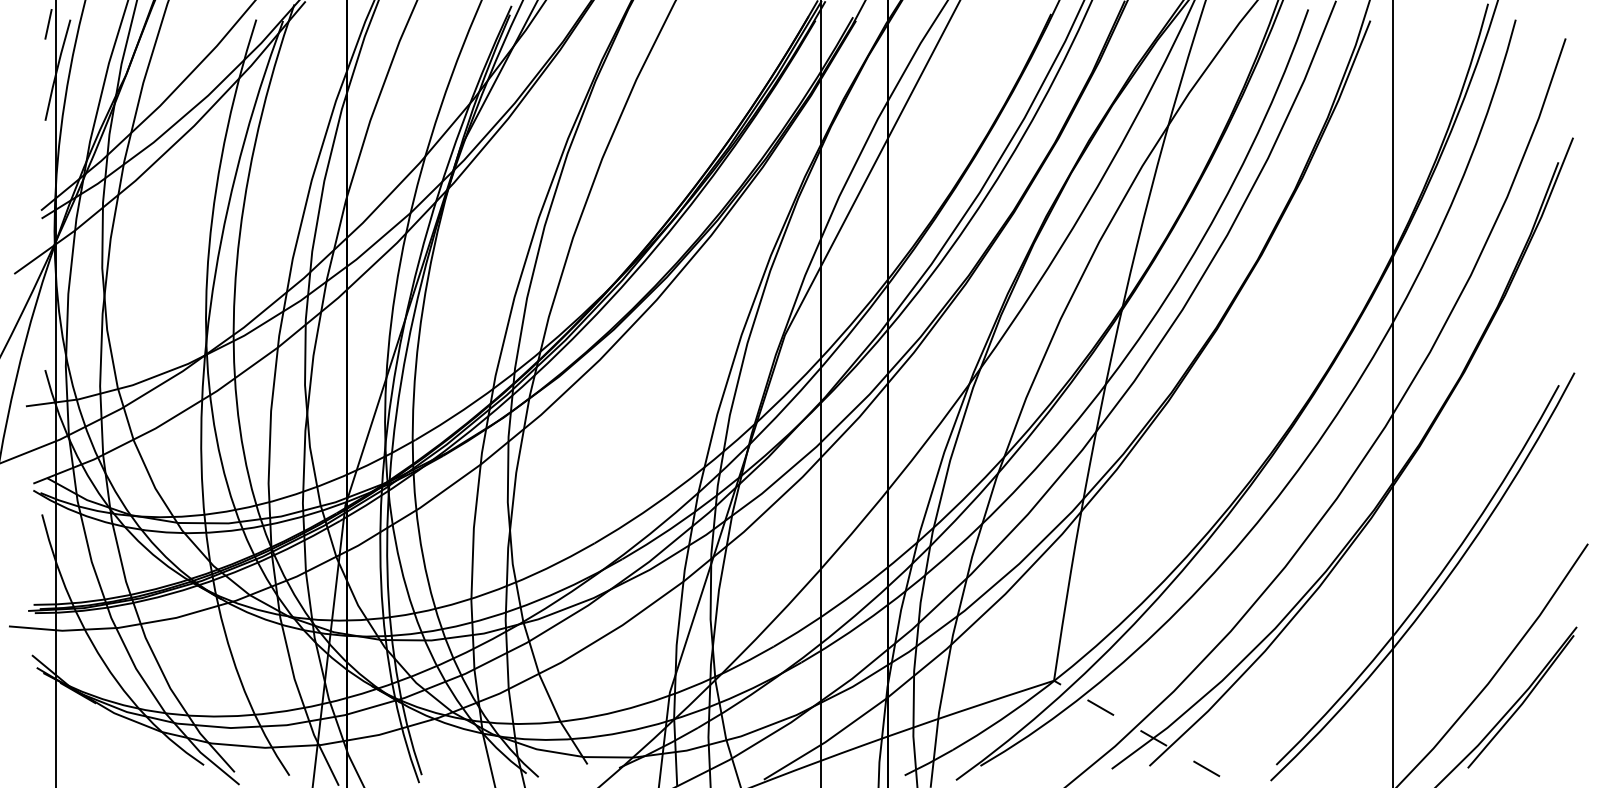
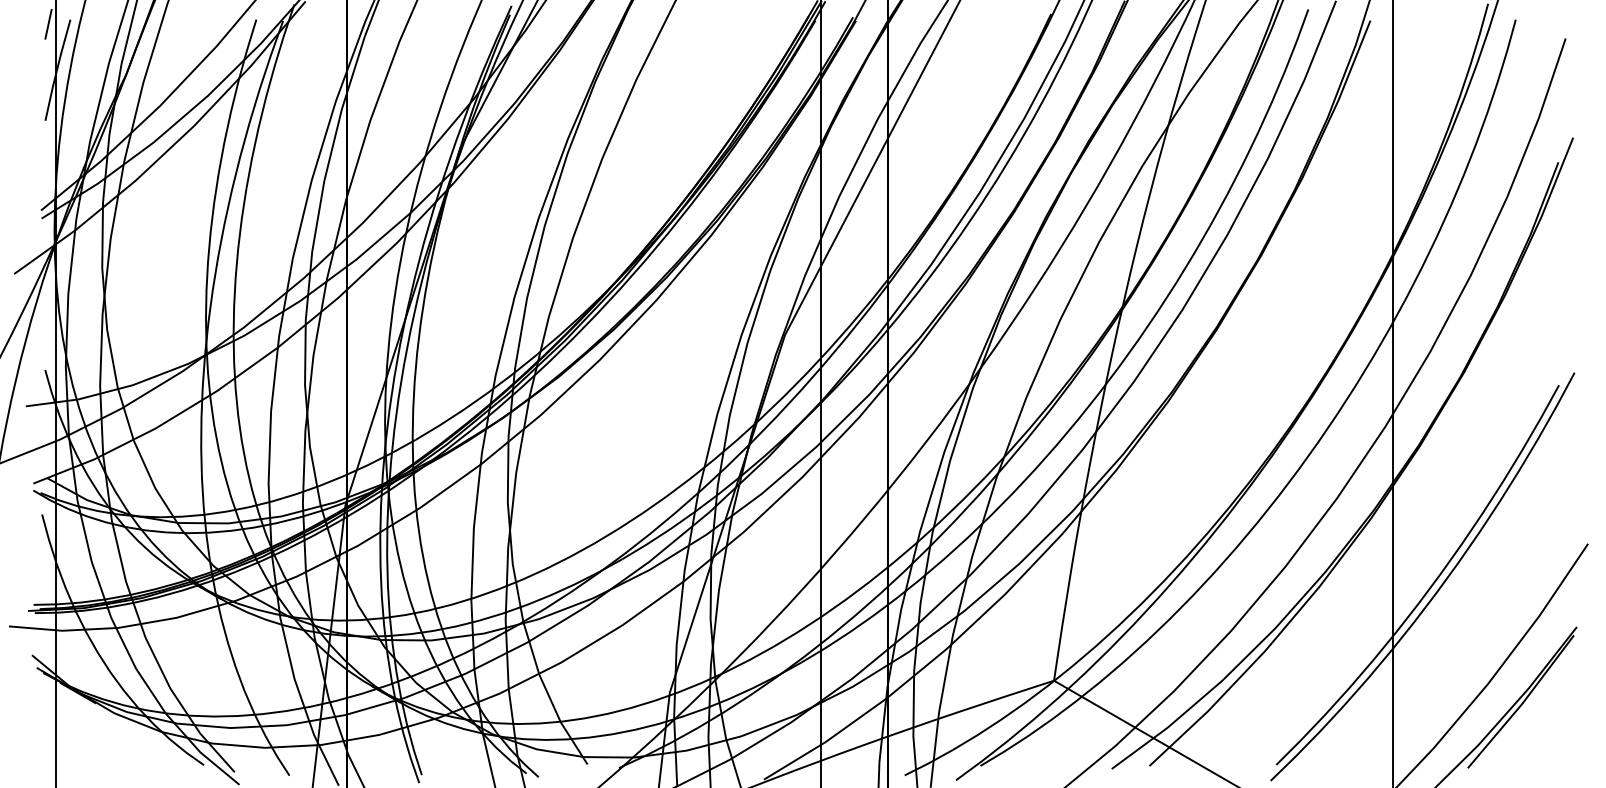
line: dashed -> solid (1146, 734)
